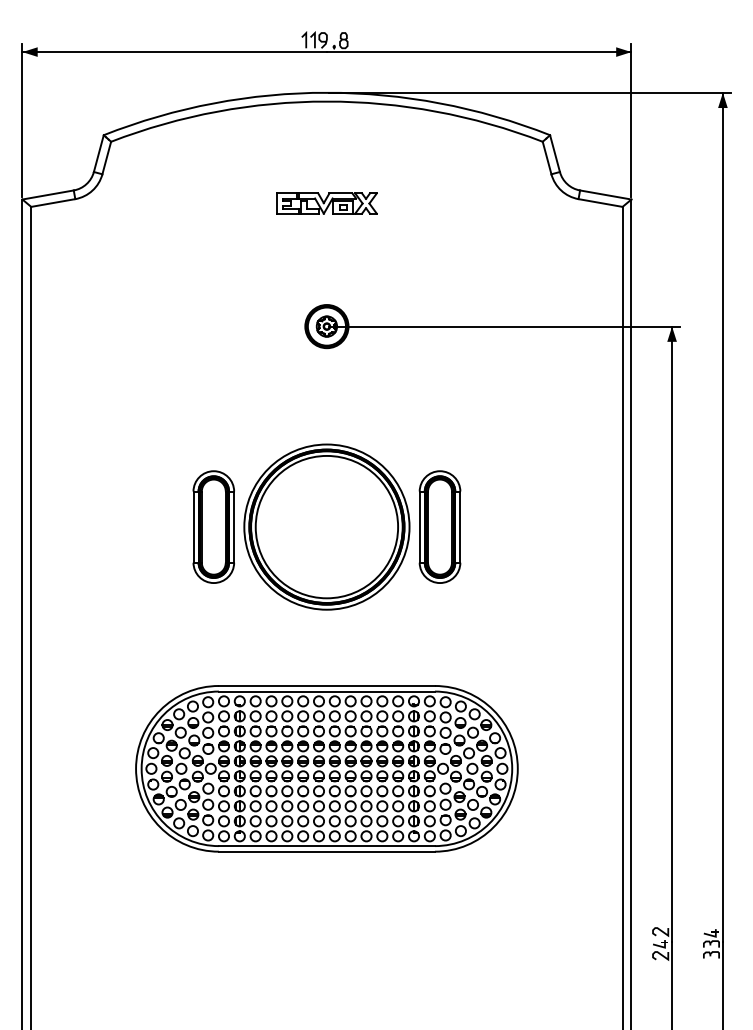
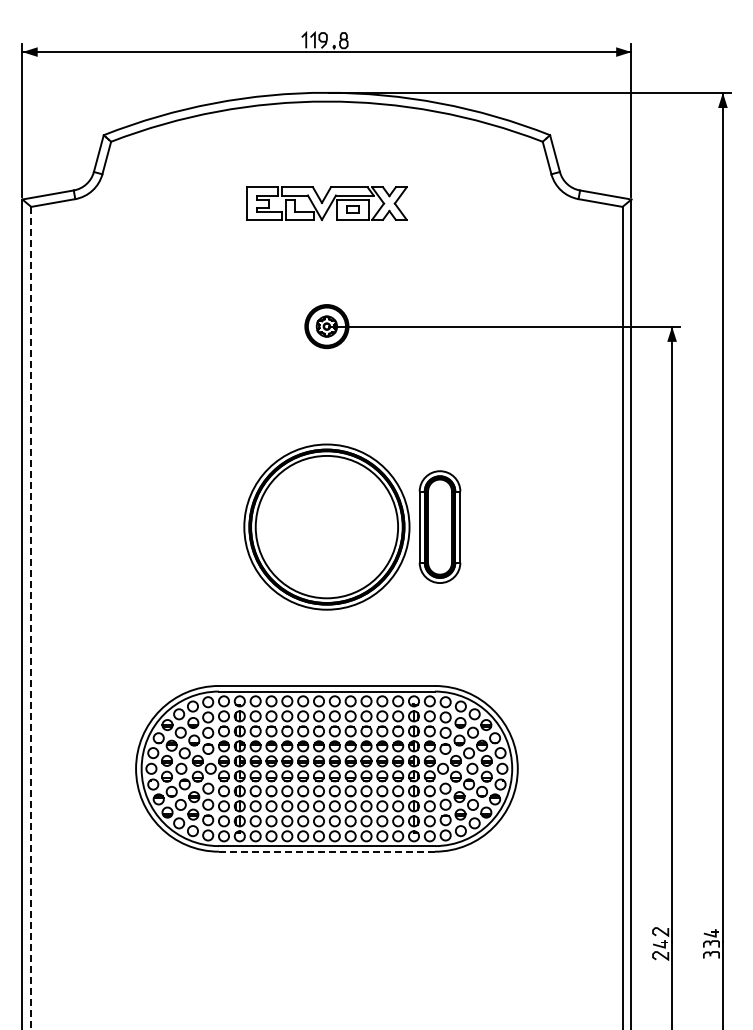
part size: 102x23 px -> 162x35 px (326, 203)
part: present -> none (213, 526)
line: solid -> dashed (31, 618)
line: solid -> dashed (327, 851)
